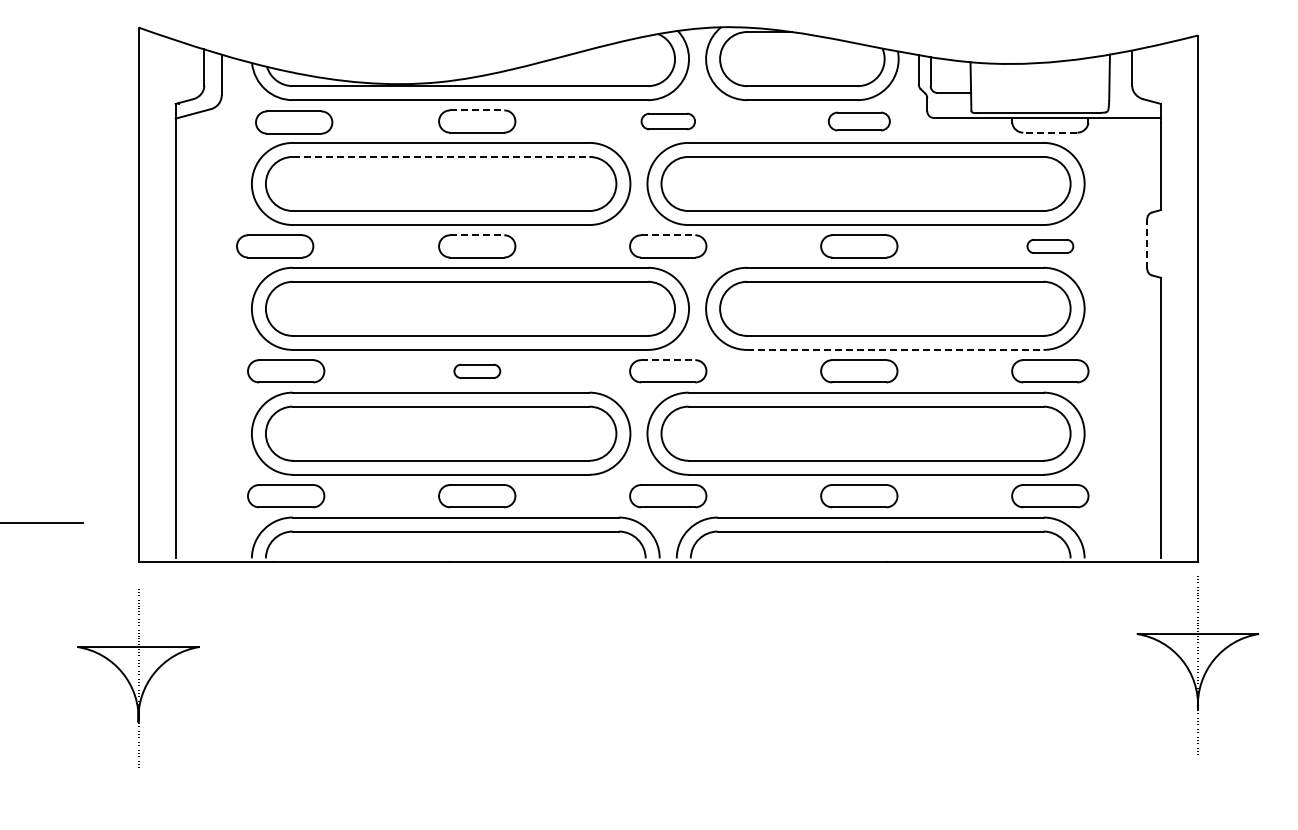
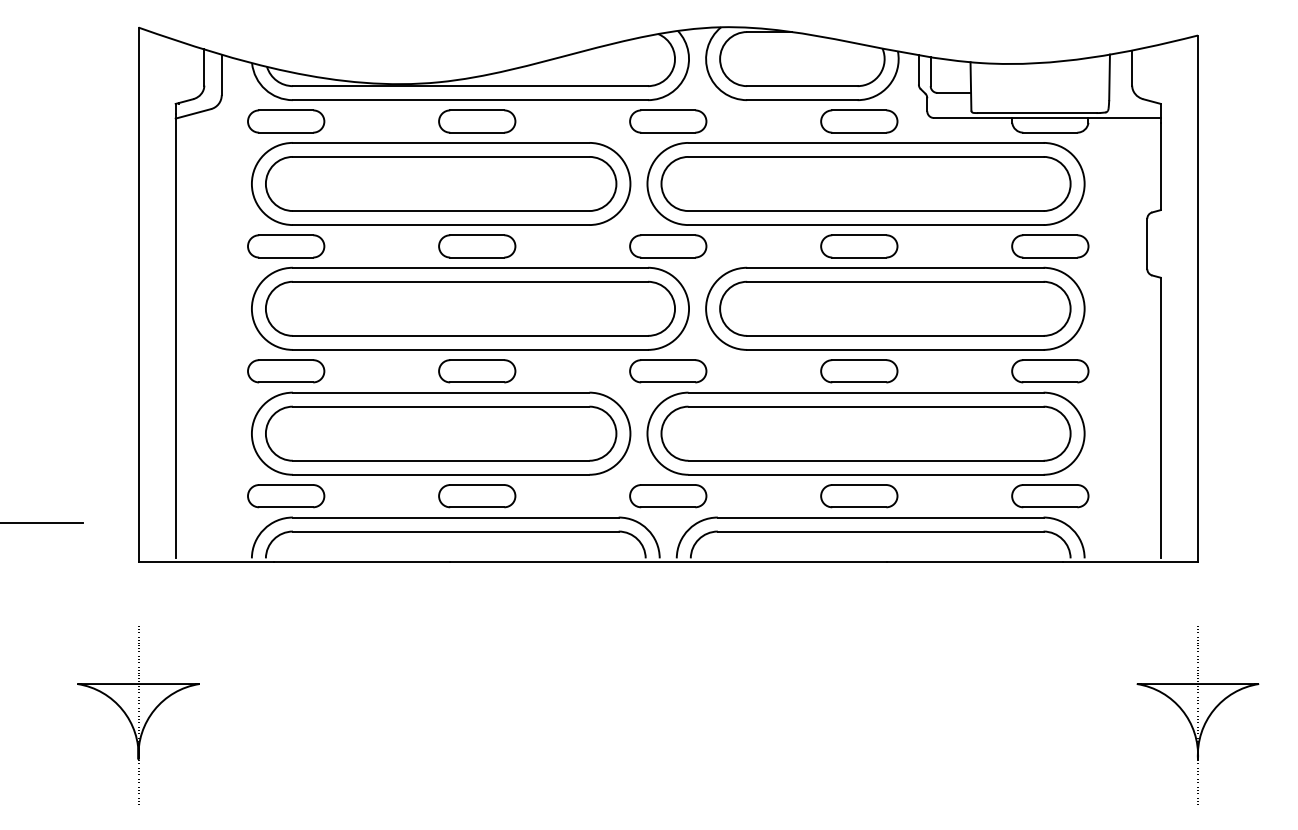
line: dashed -> solid (477, 110)
part size: 56x19 px -> 79x25 px (668, 121)
part size: 64x21 px -> 79x25 px (859, 121)
part position: (294, 122) -> (286, 121) (286, 121)
line: dashed -> solid (1049, 132)
line: dashed -> solid (441, 156)
line: dashed -> solid (477, 235)
line: dashed -> solid (668, 235)
line: dashed -> solid (1147, 243)
part size: 49x16 px -> 79x25 px (1050, 246)
part position: (275, 246) -> (286, 246) (286, 246)
line: dashed -> solid (895, 349)
line: dashed -> solid (668, 360)
part size: 49x16 px -> 79x25 px (477, 371)
part position: (1197, 665) -> (1197, 715) (1197, 715)
part position: (138, 678) -> (138, 715) (138, 715)
